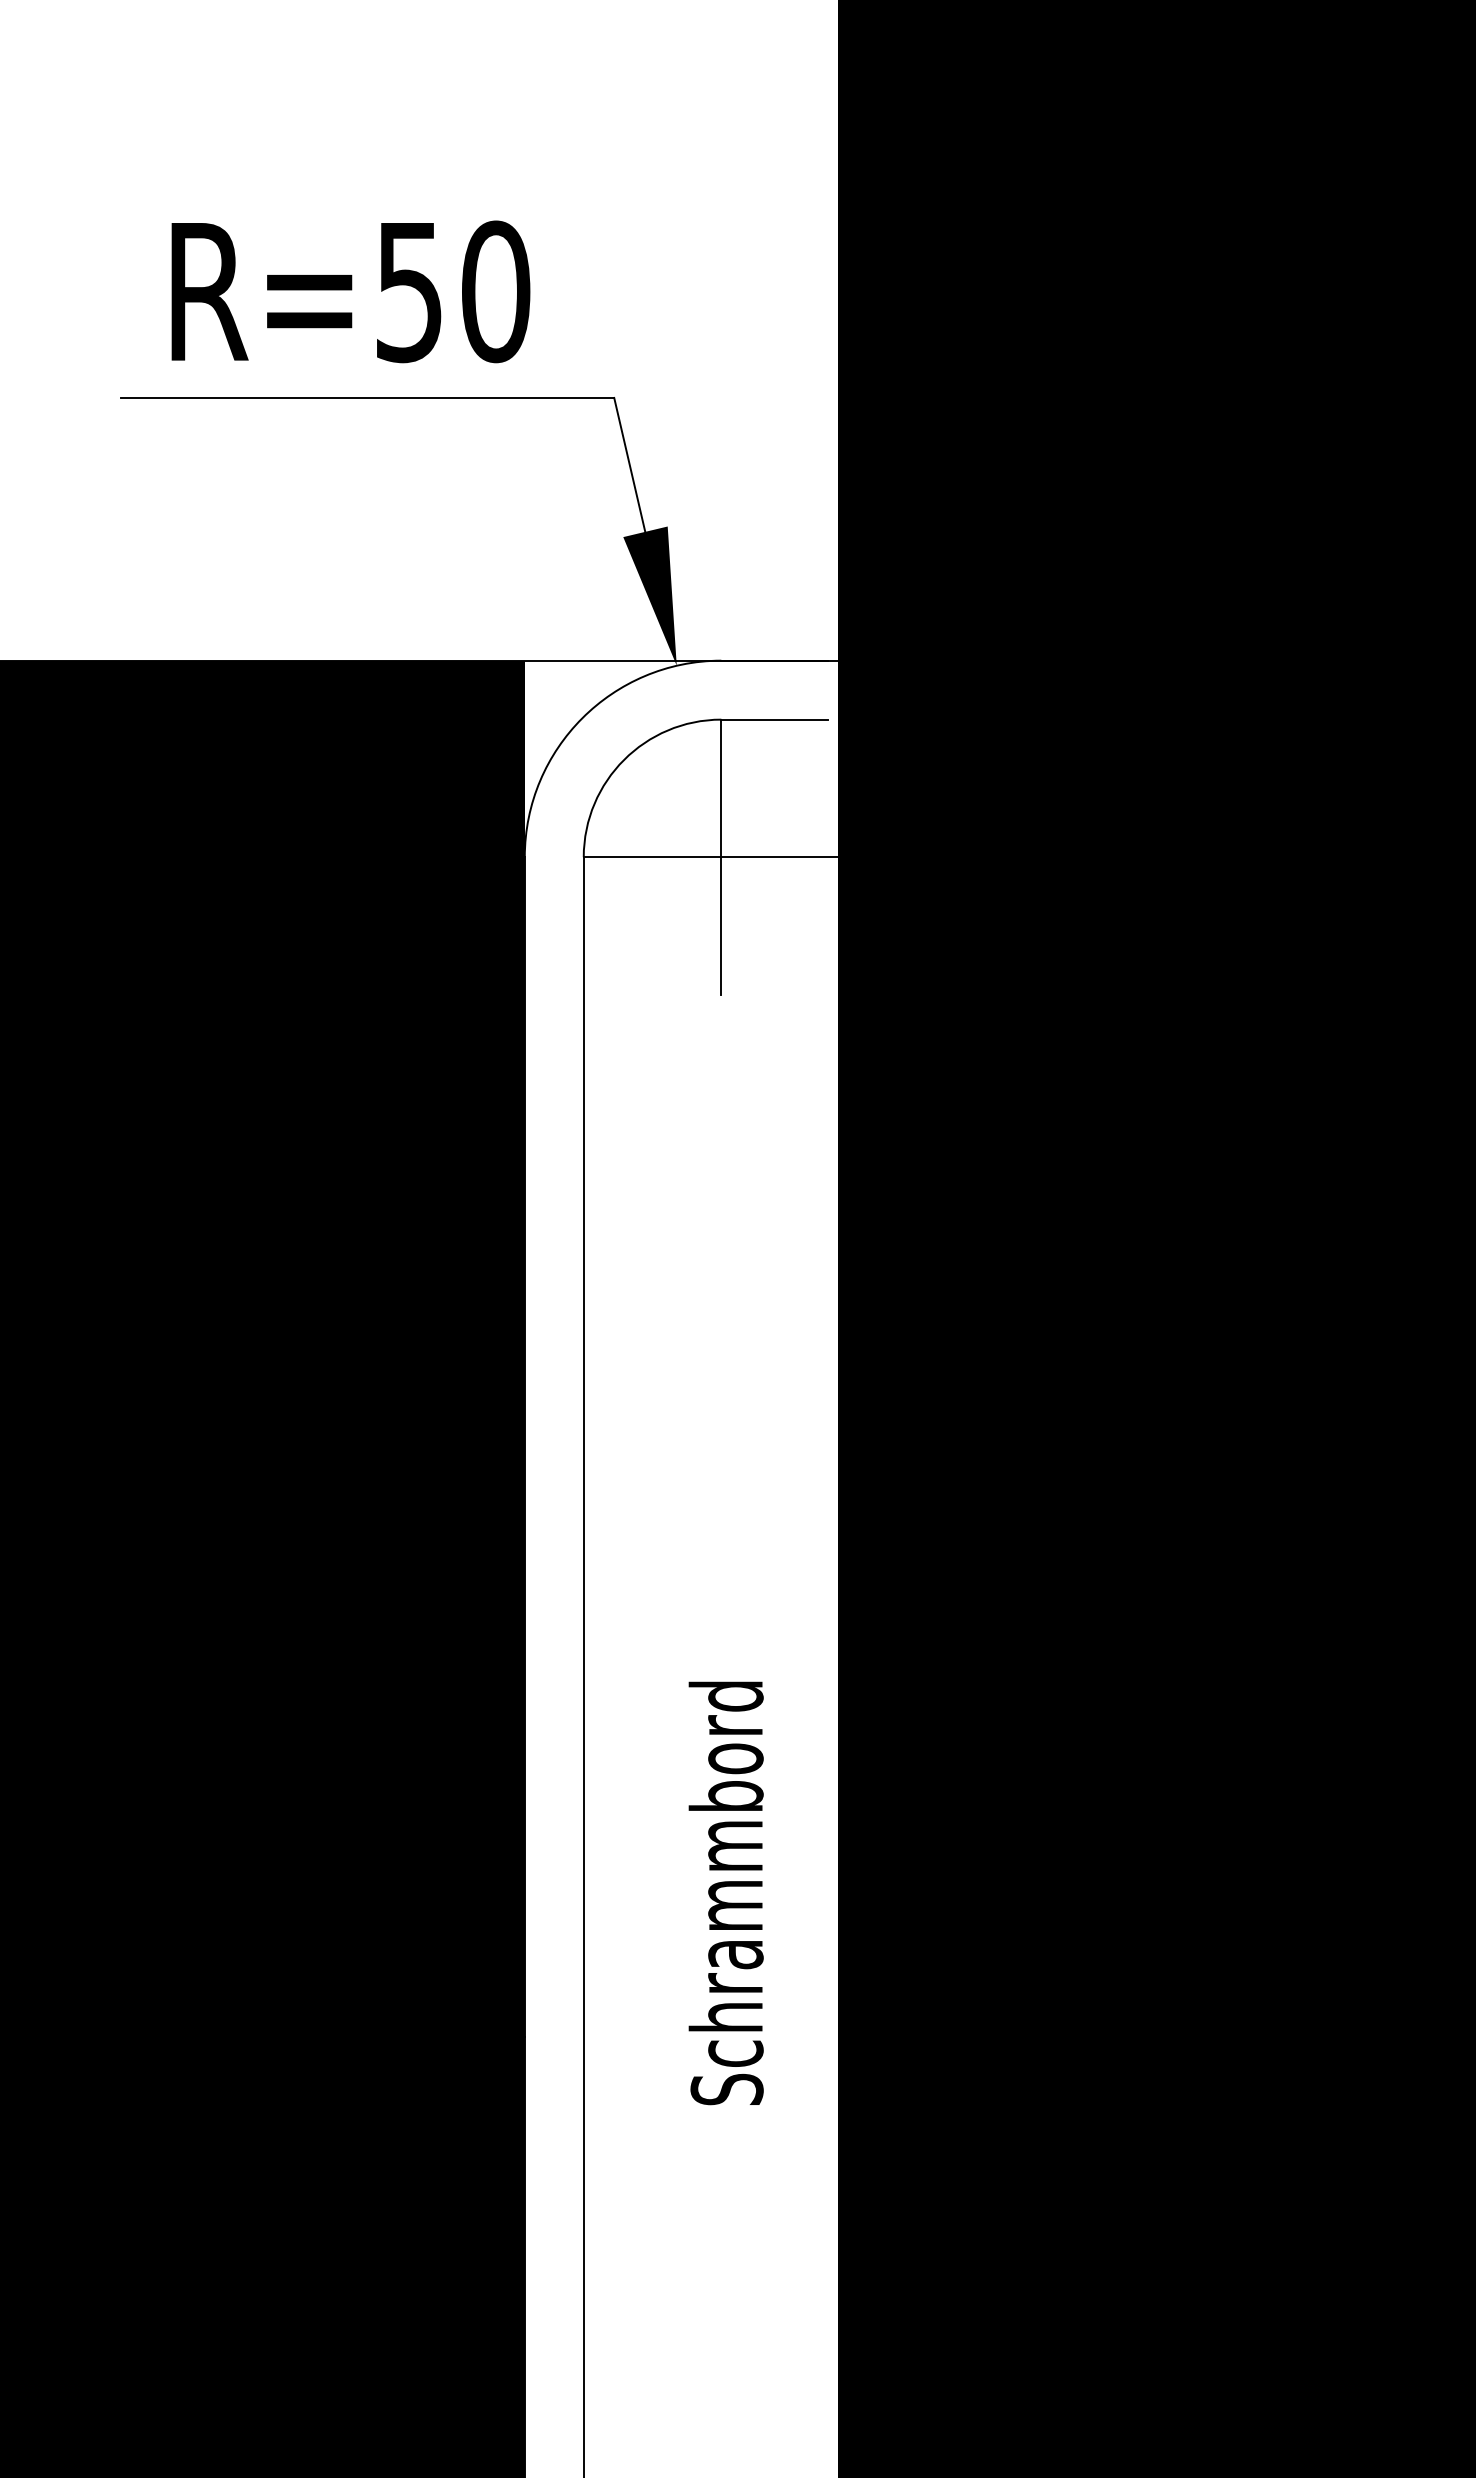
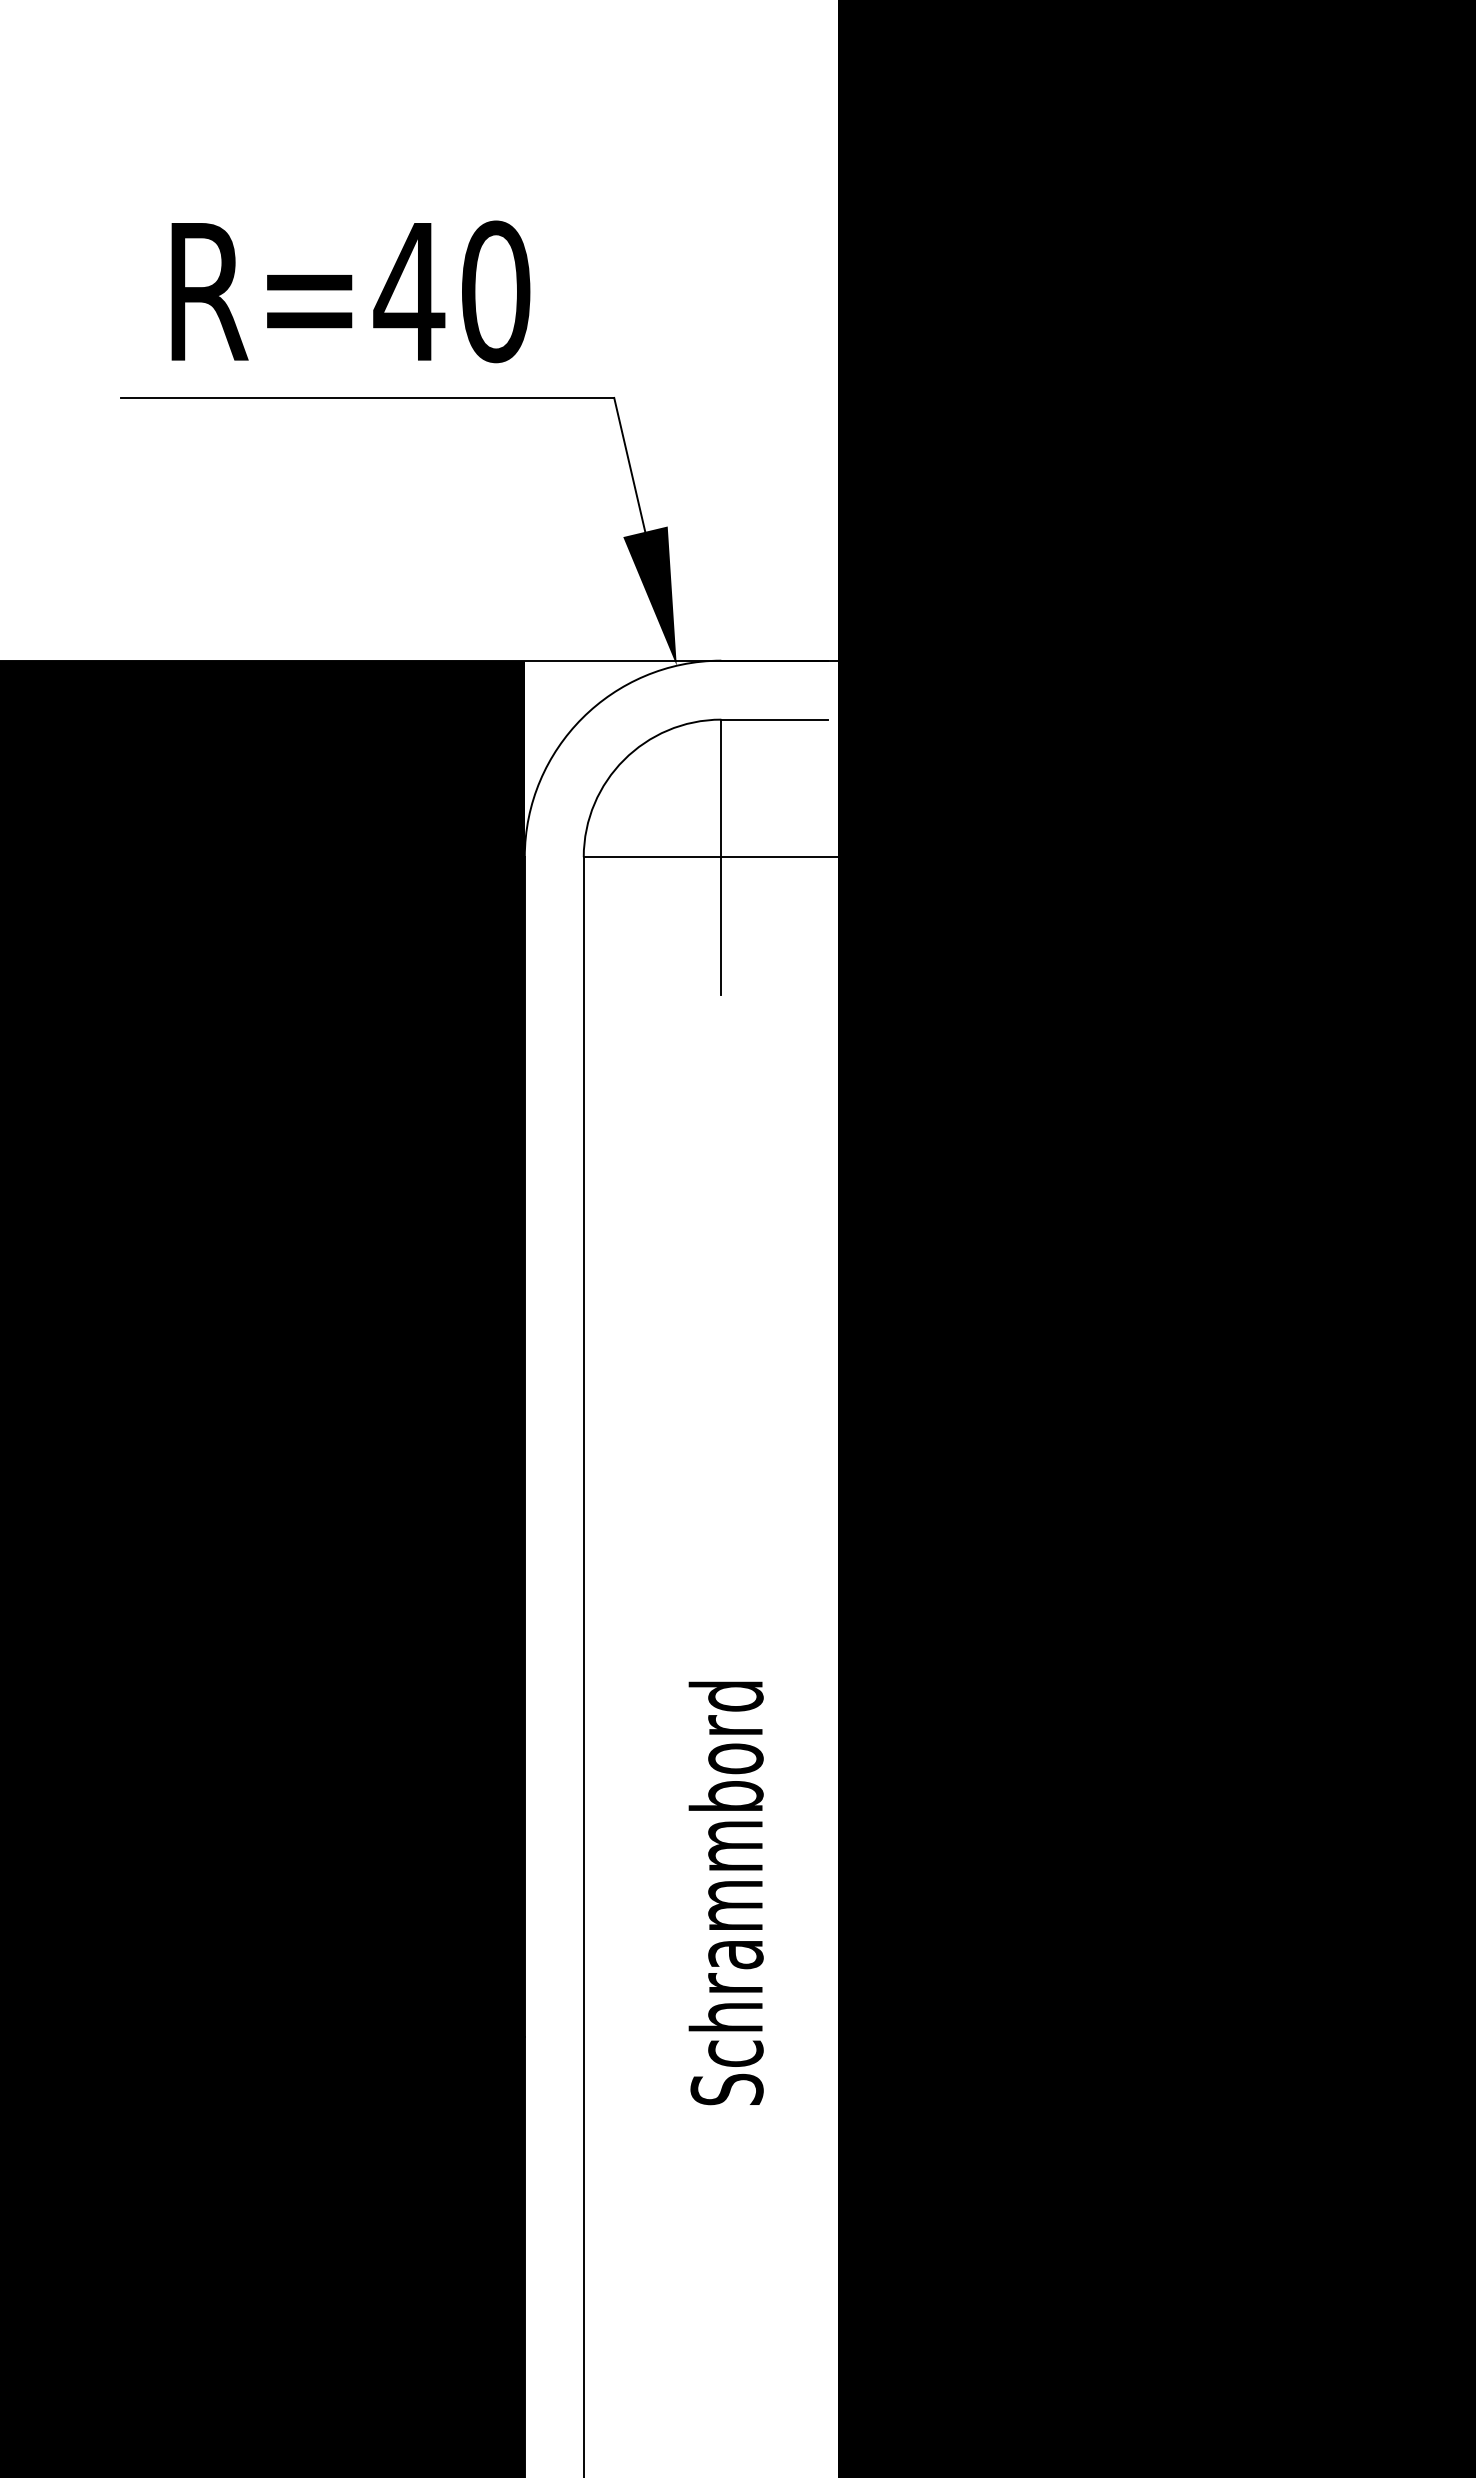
text: R=50 -> R=40 (409, 293)
